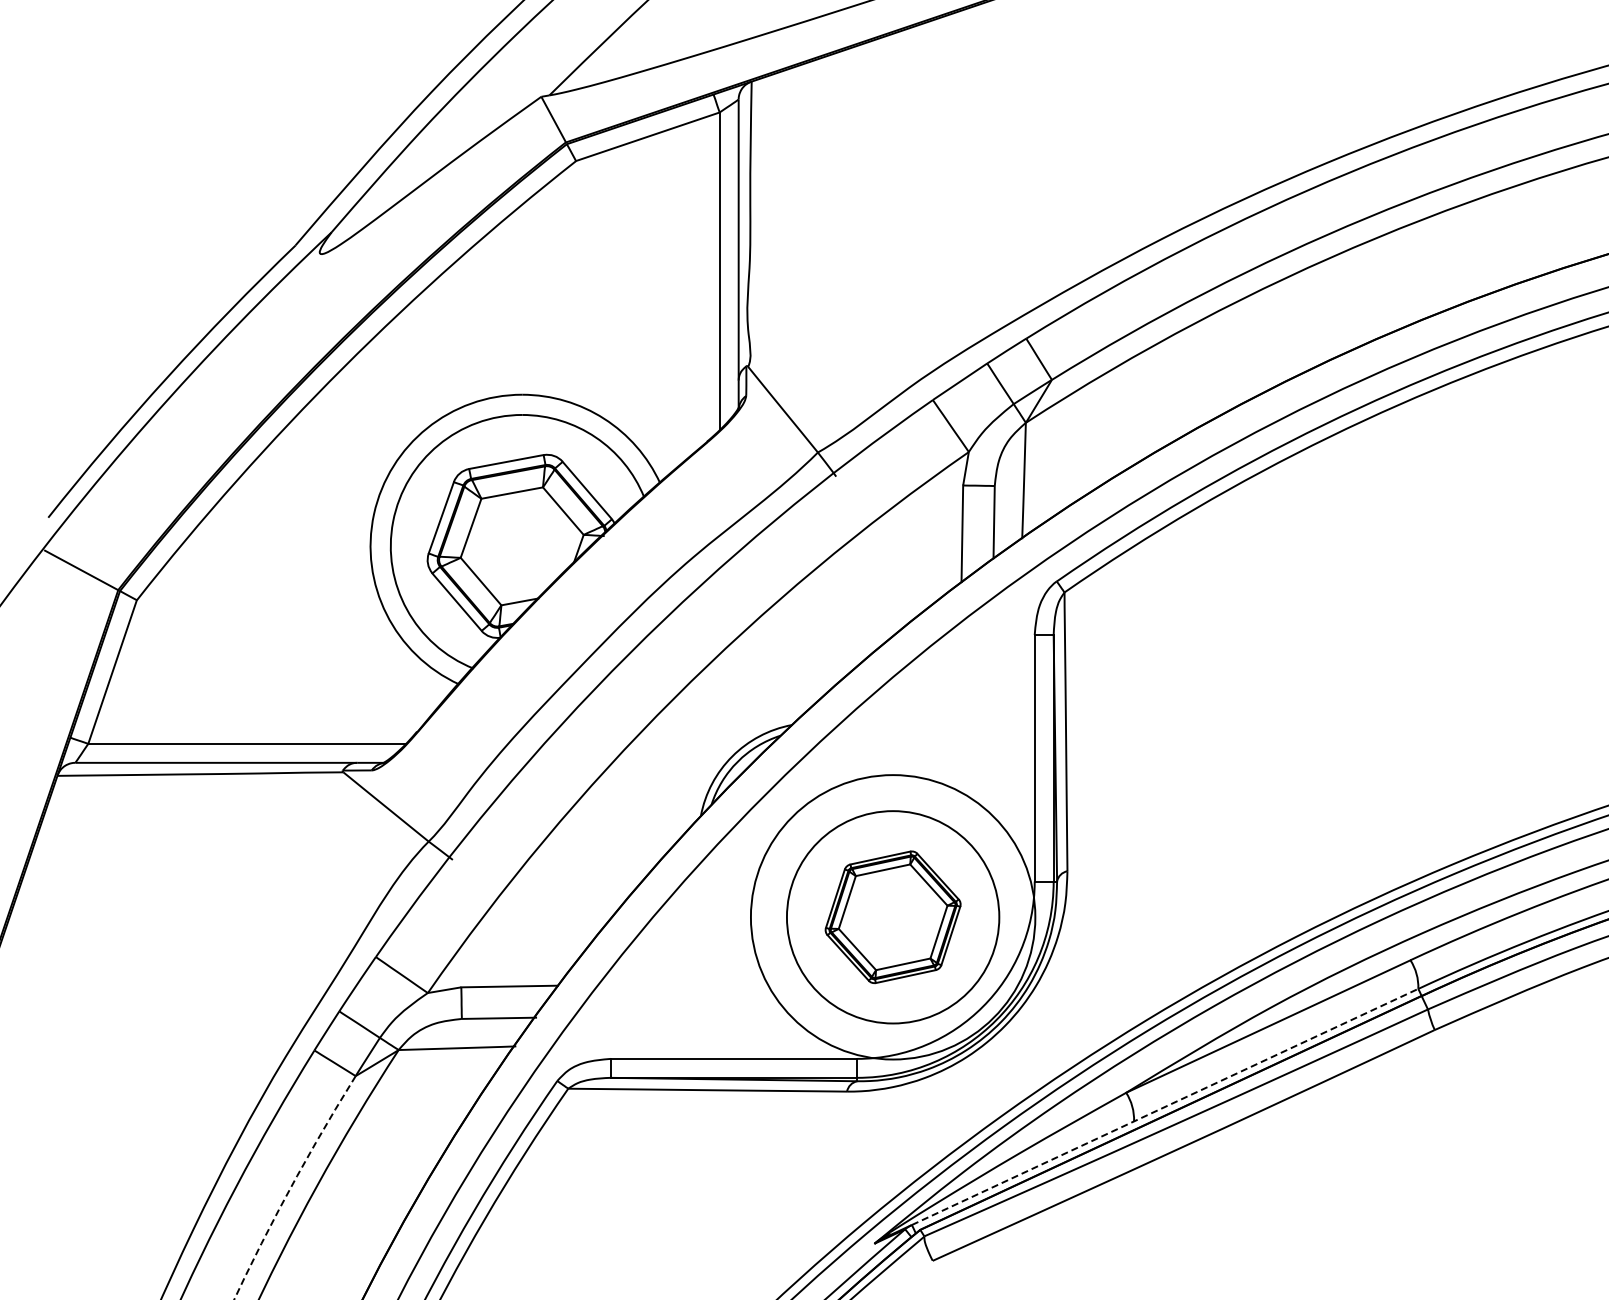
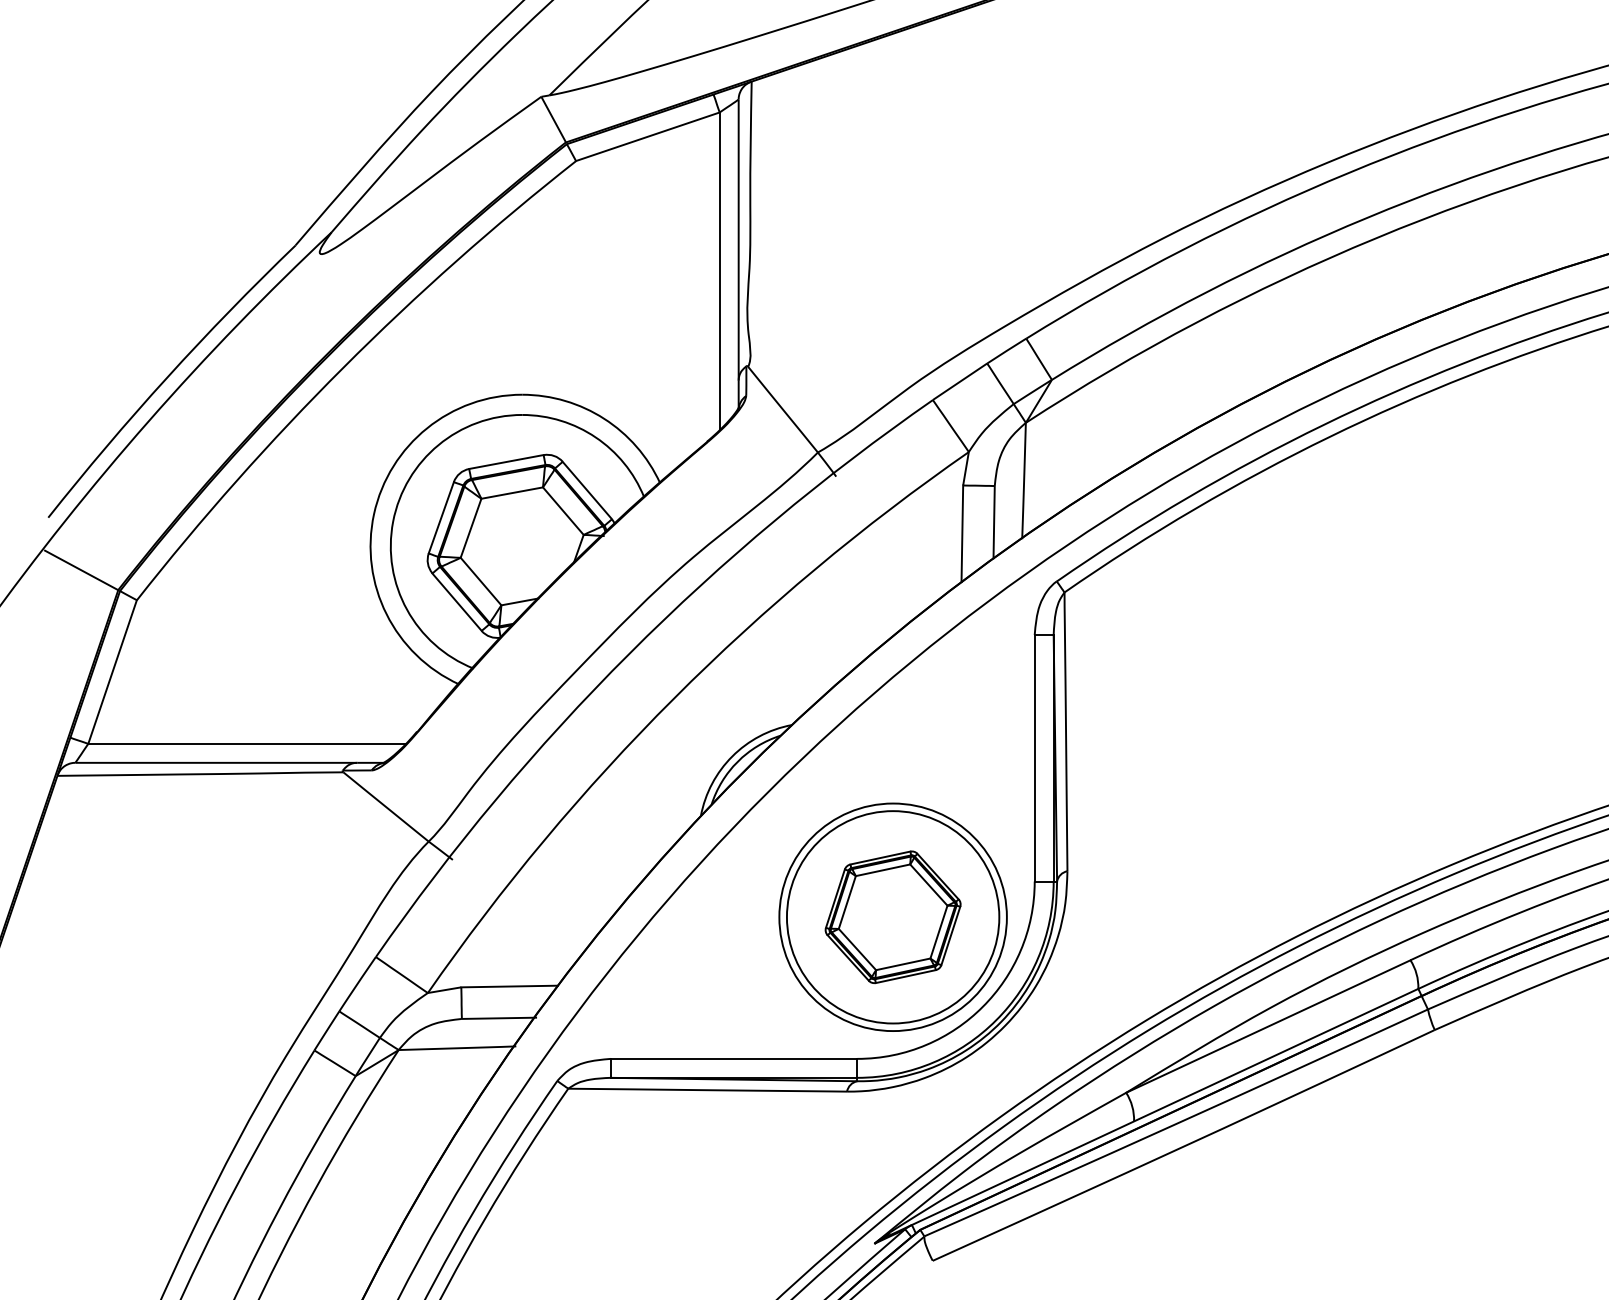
circle diameter: 284 px -> 228 px (892, 917)
line: dashed -> solid (1165, 1106)
arc: dashed -> solid (291, 1186)
